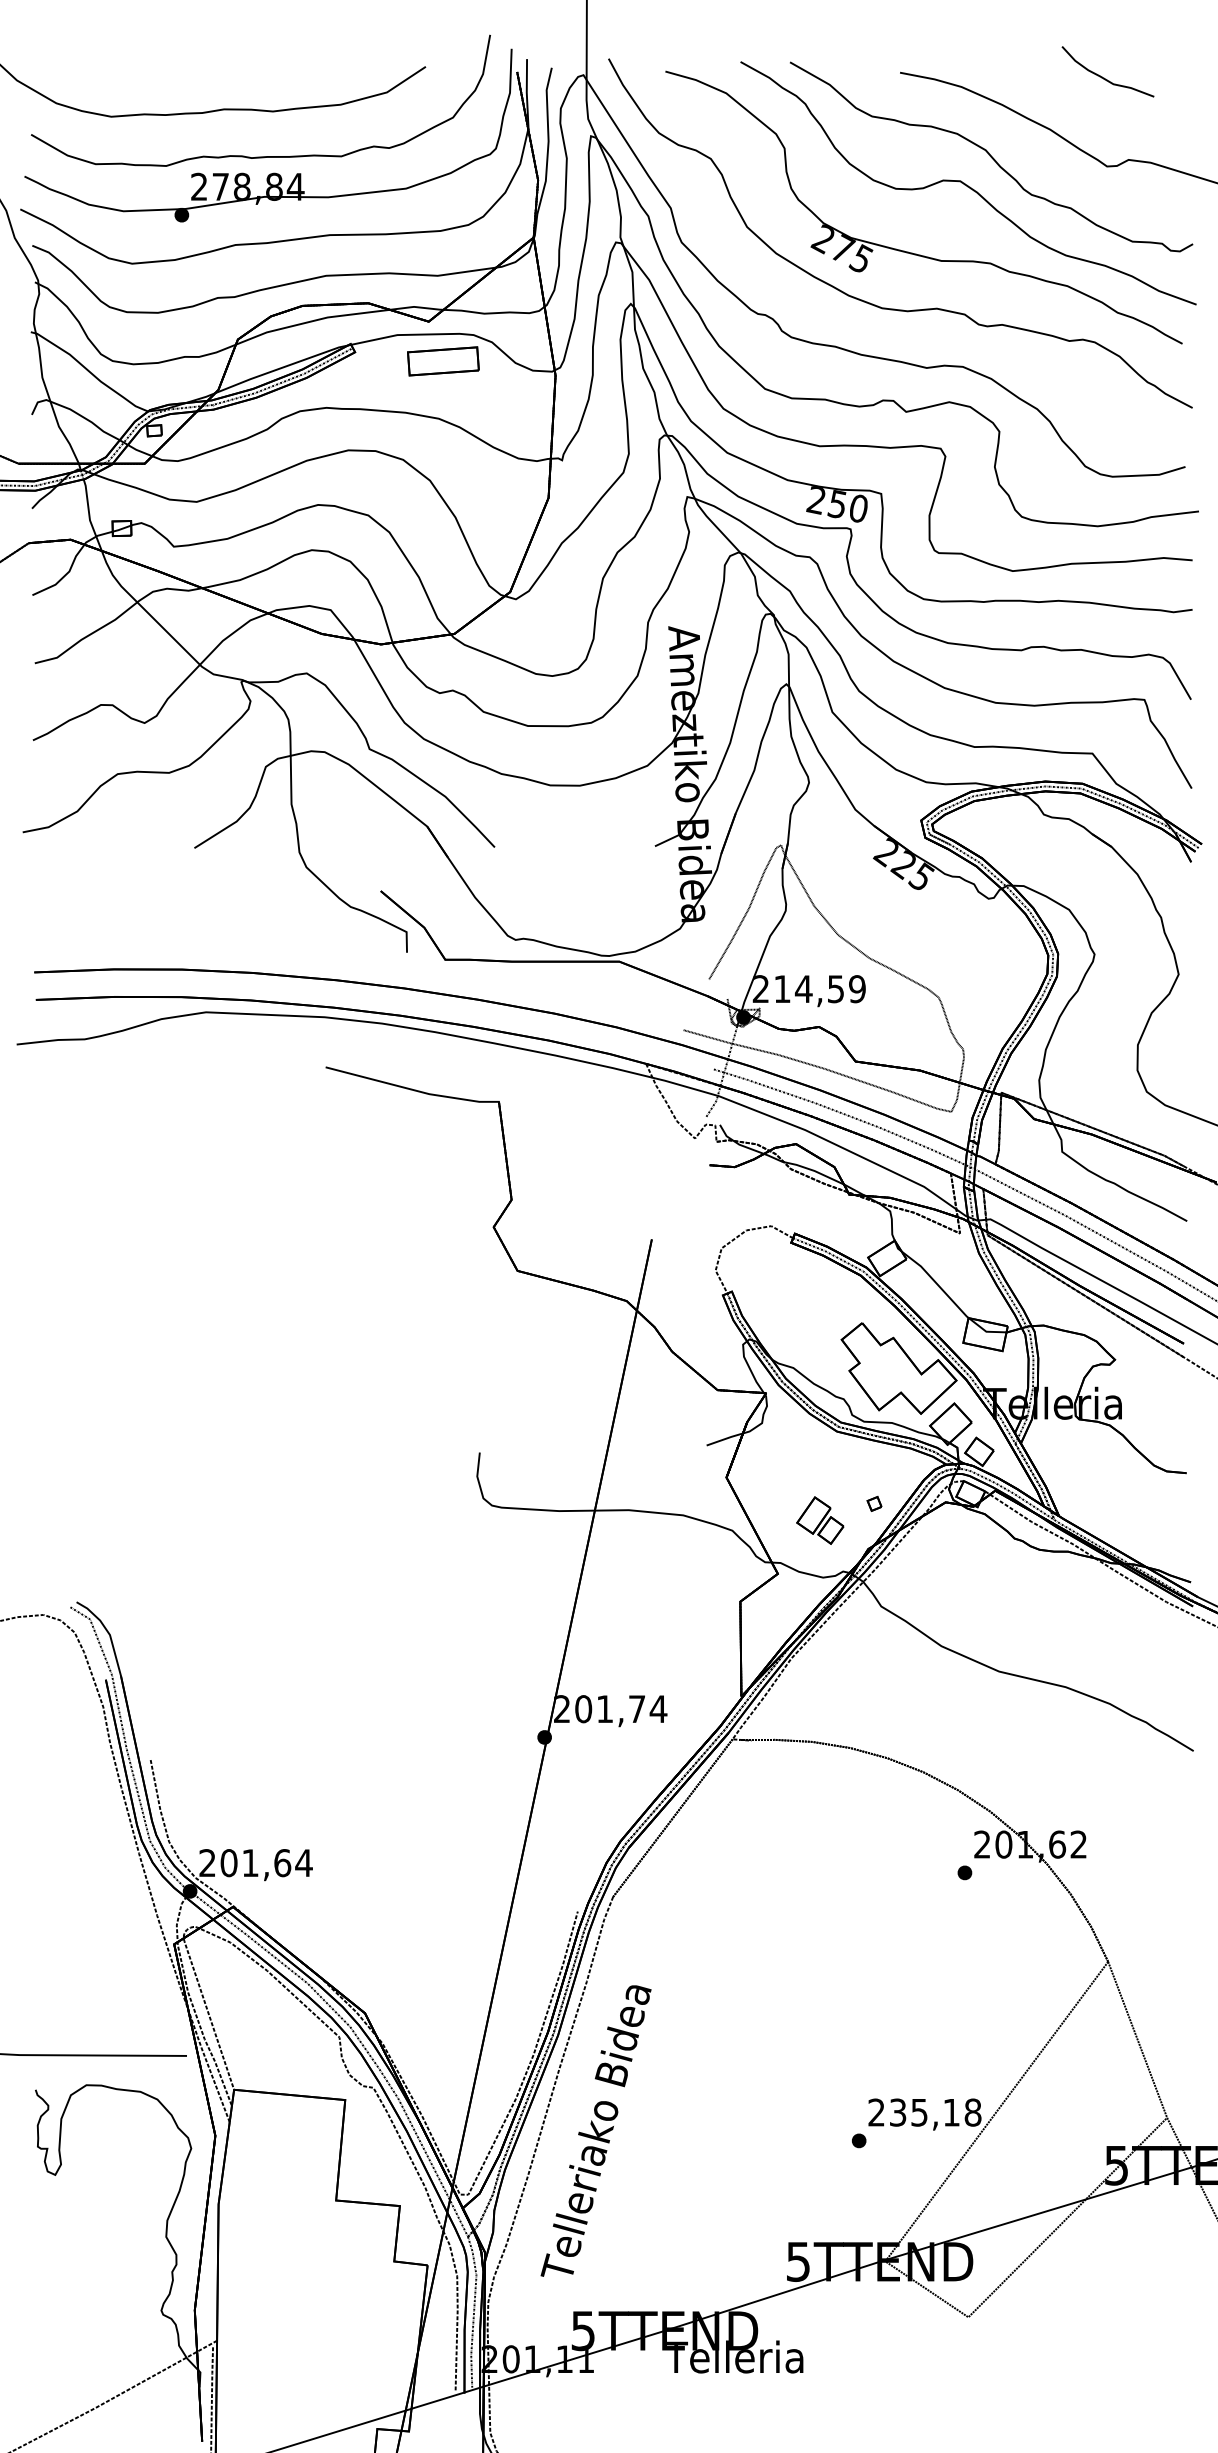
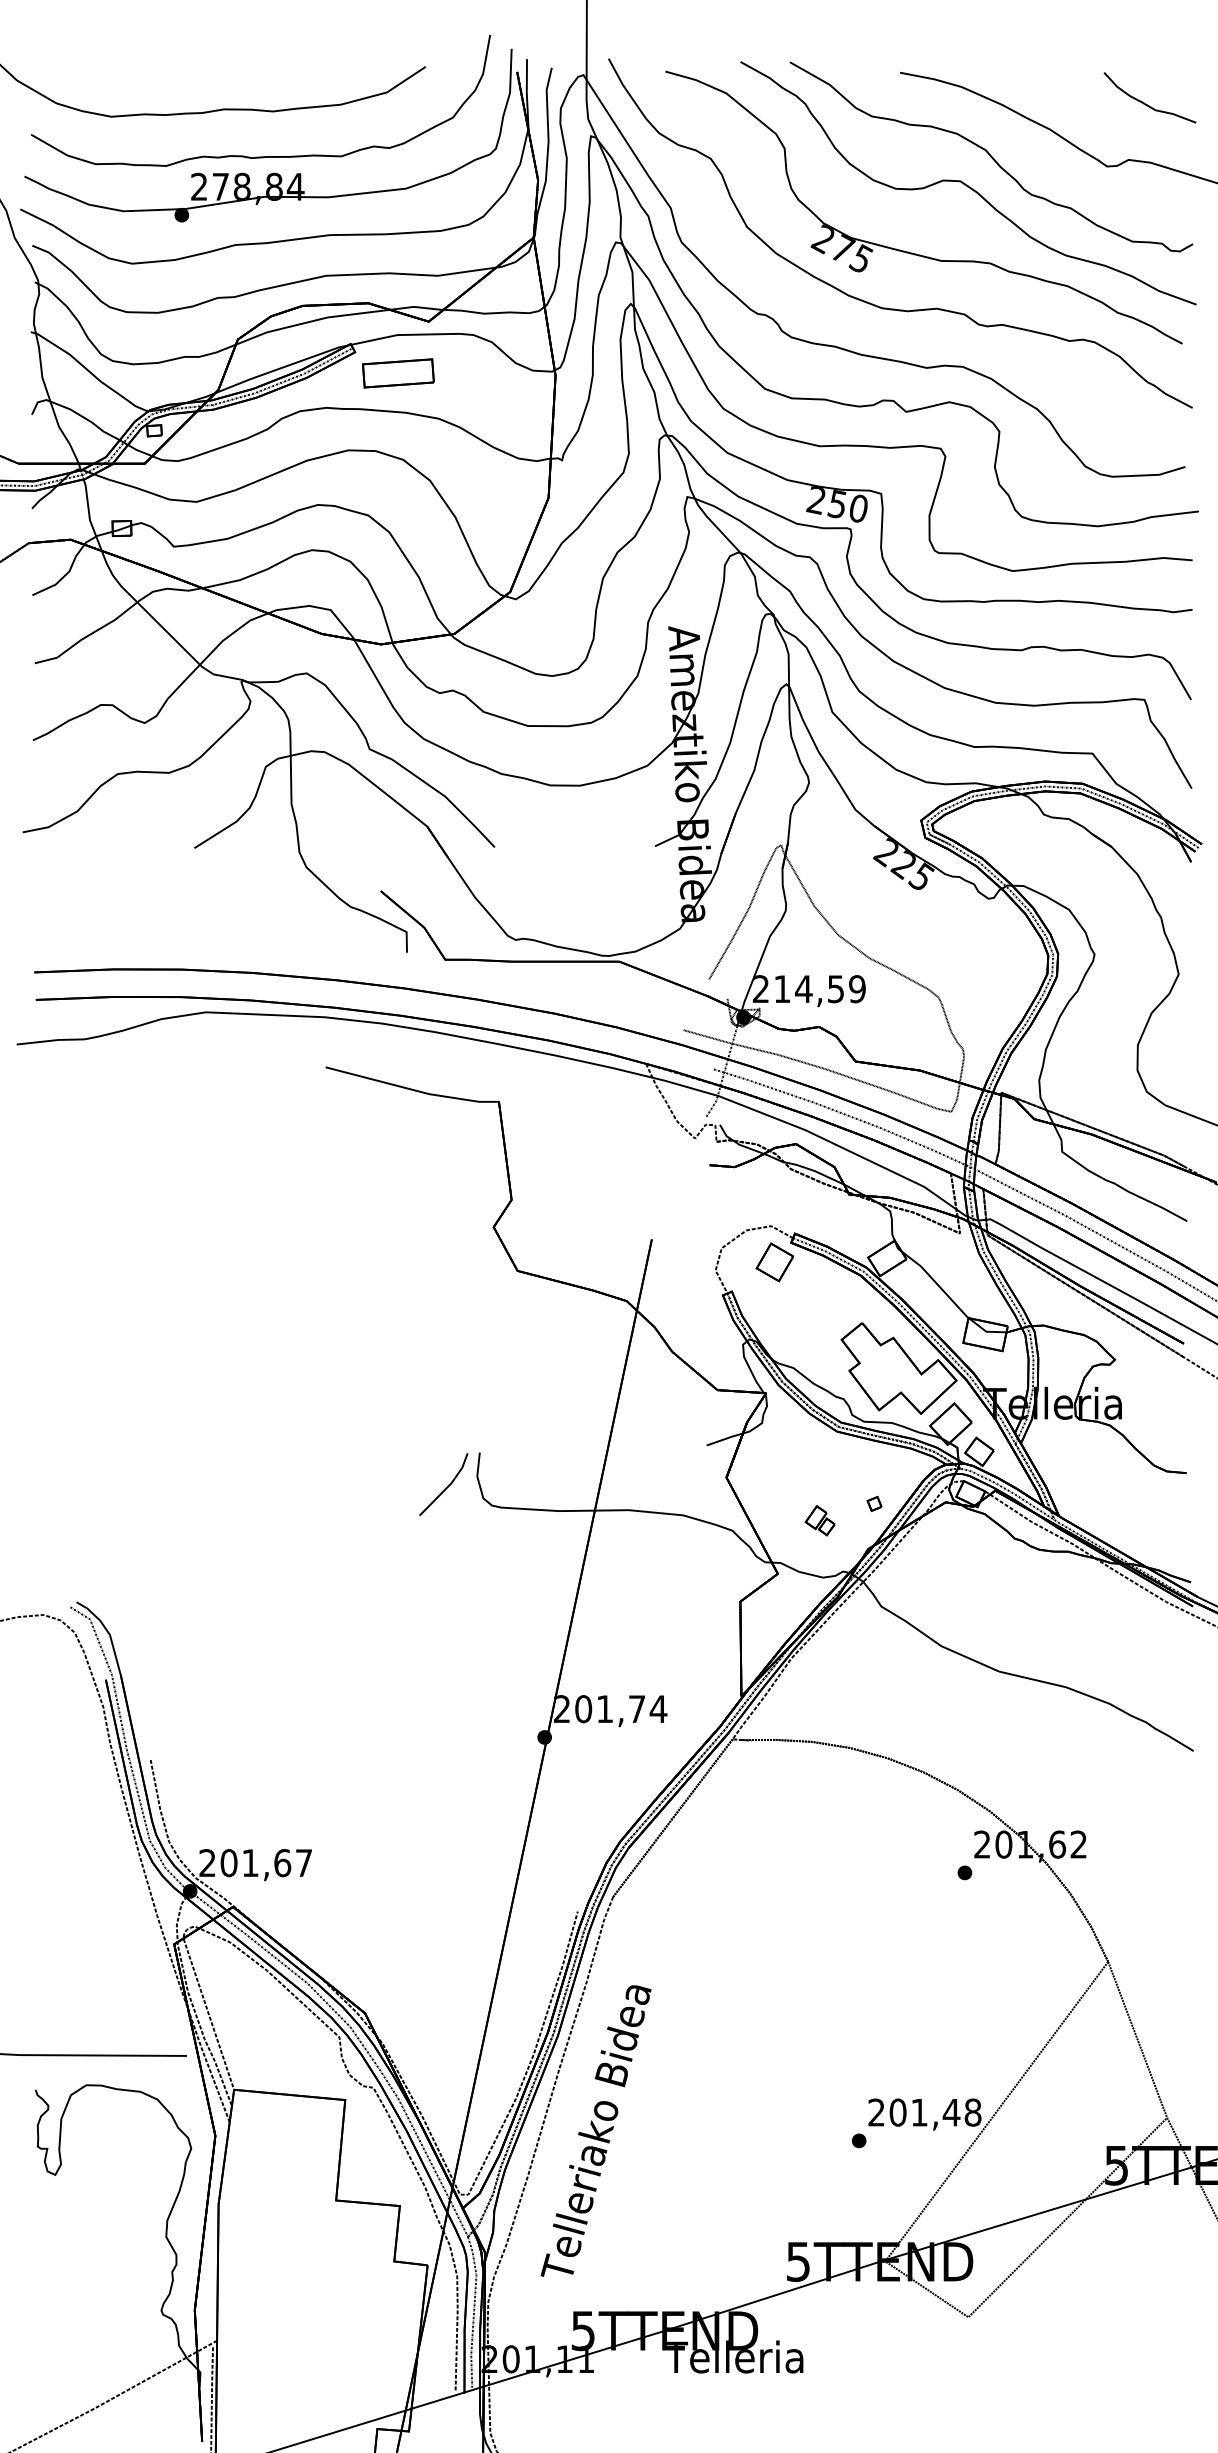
curve position: (1104, 77) -> (1146, 103) (1146, 103)
part position: (443, 361) -> (398, 373) (398, 373)
part: none -> present (774, 1262)
line: none -> present (446, 1486)
part size: 49x49 px -> 32x32 px (819, 1520)
text: 201,64 -> 201,67 (303, 1862)
text: 235,18 -> 201,48 (924, 2112)
